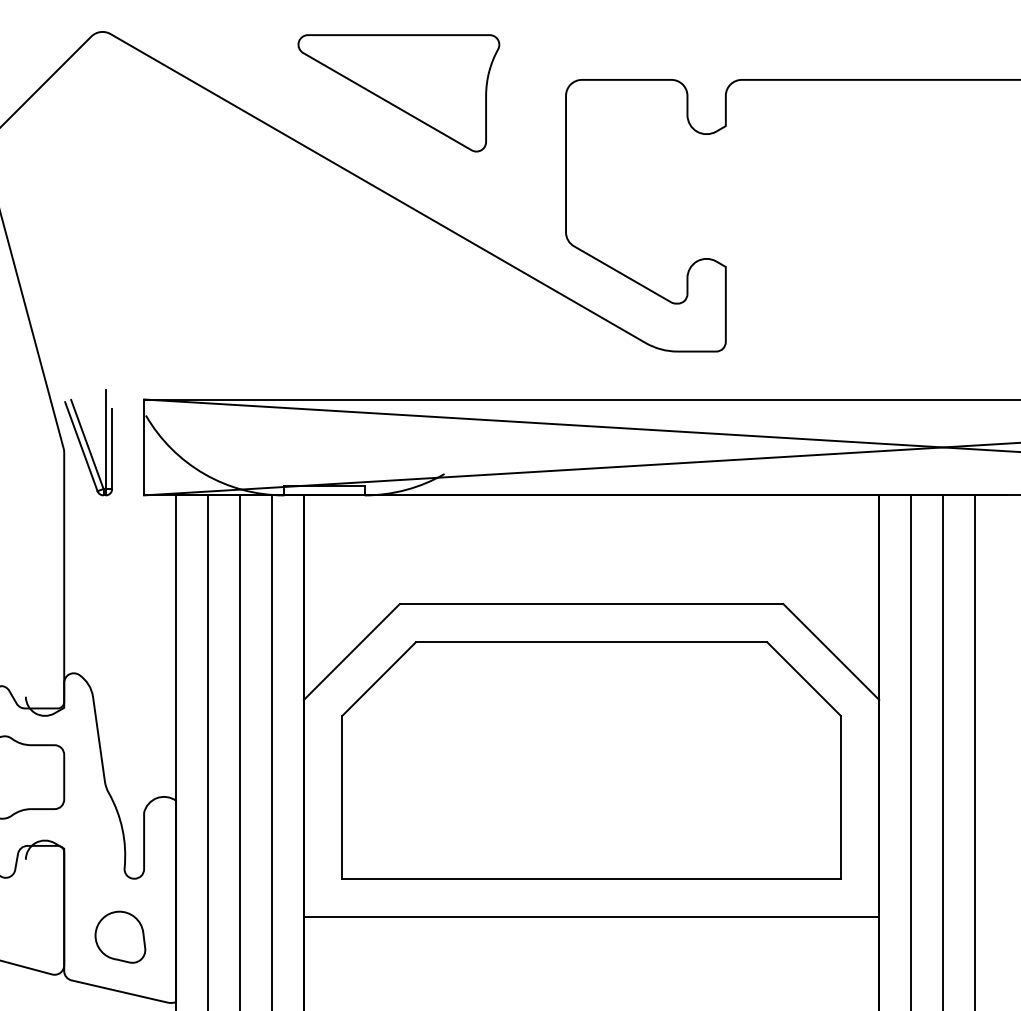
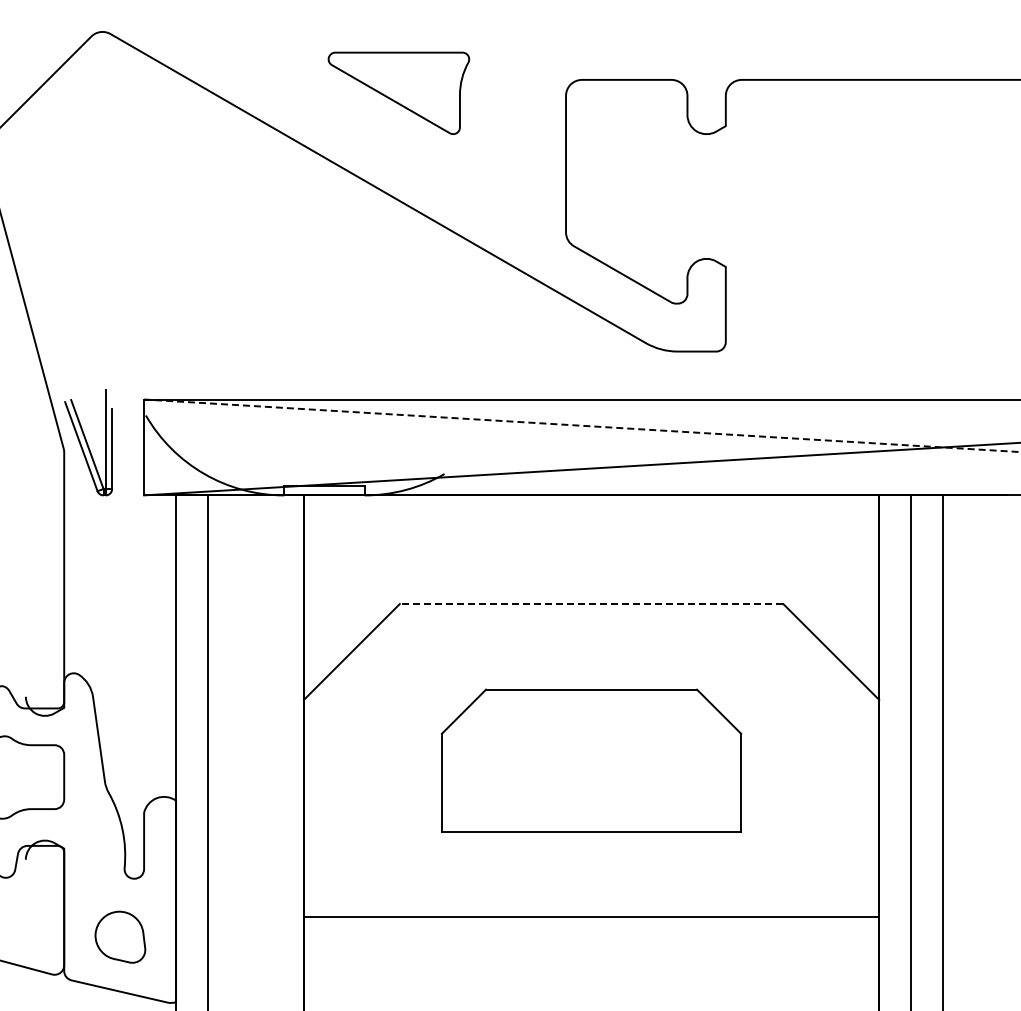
part size: 204x119 px -> 144x84 px (398, 92)
line: solid -> dashed (582, 425)
line: solid -> dashed (591, 604)
line: present -> none (240, 751)
line: present -> none (271, 751)
line: present -> none (975, 751)
part size: 501x239 px -> 303x145 px (591, 760)
